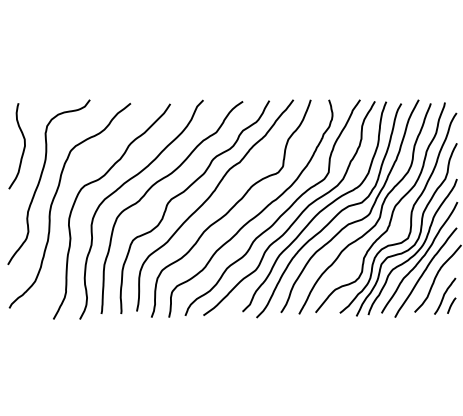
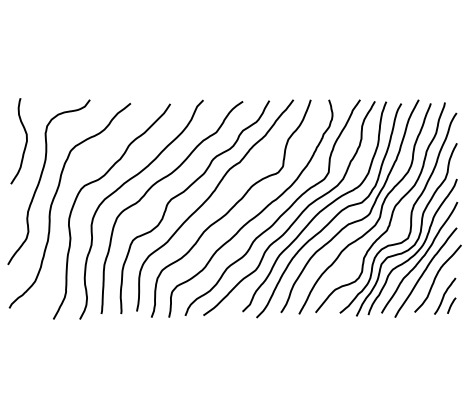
curve position: (23, 147) -> (25, 142) (25, 142)
